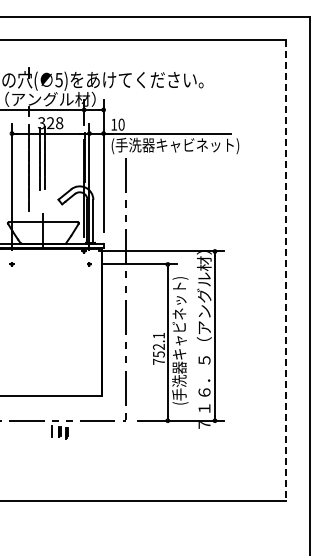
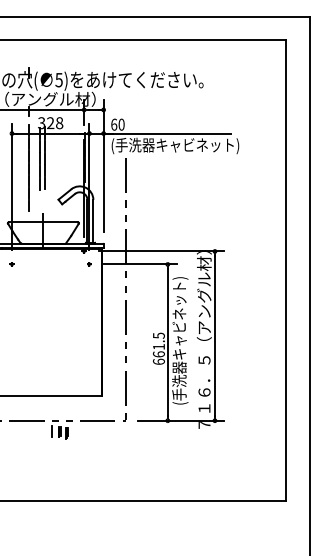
text: 10 -> 60 (114, 124)
line: dashed -> solid (285, 271)
text: 752.1 -> 661.5 (158, 348)
